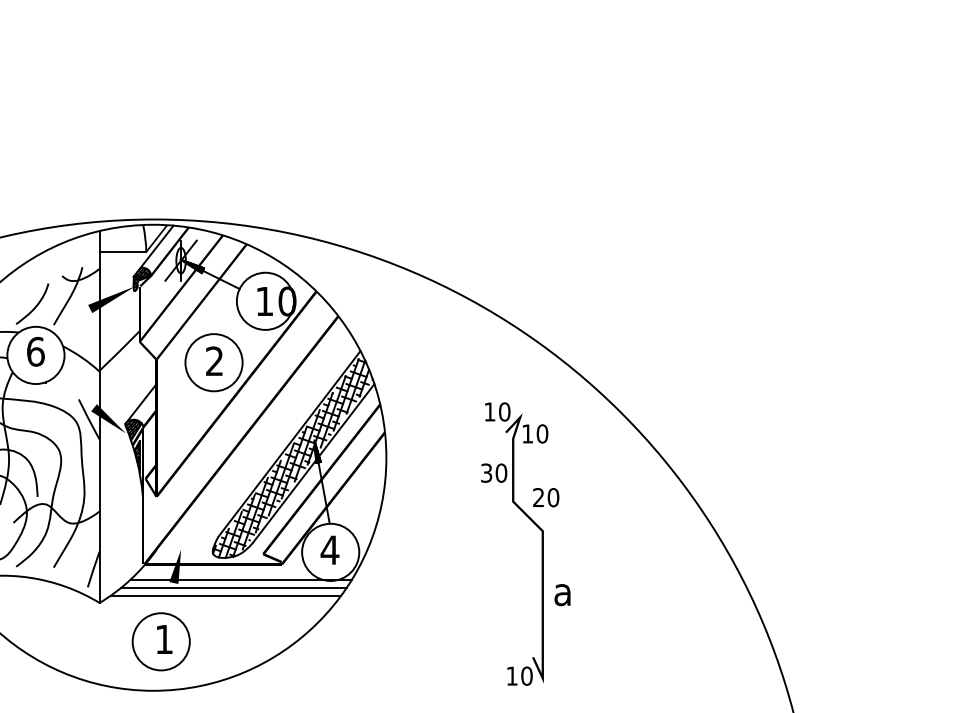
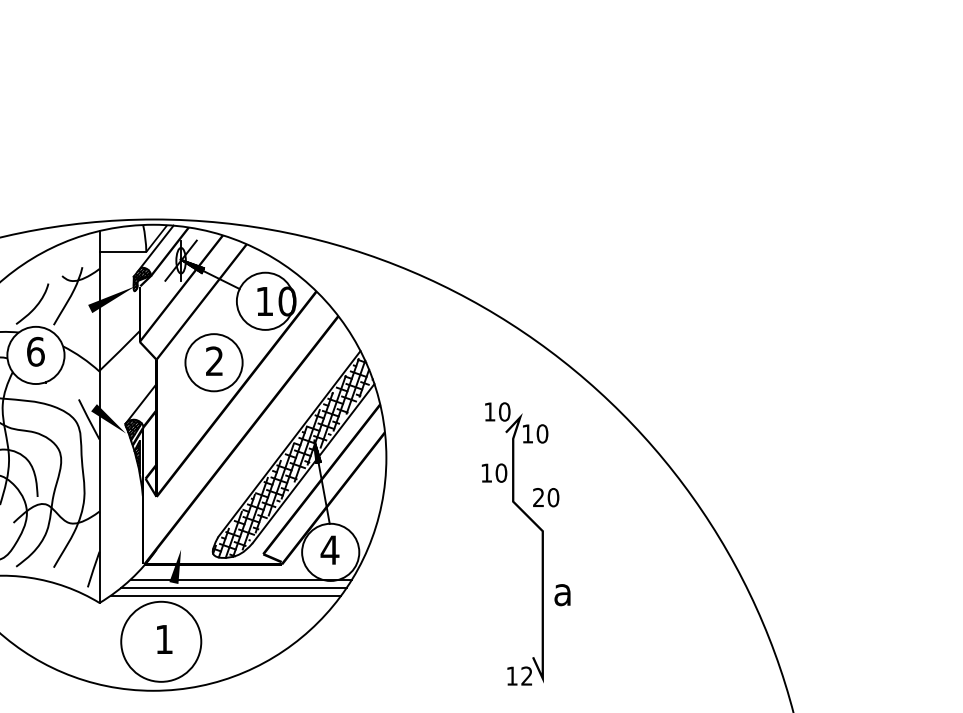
text: 30 -> 10 (486, 472)
circle diameter: 57 px -> 80 px (161, 641)
text: 10 -> 12 (526, 675)
